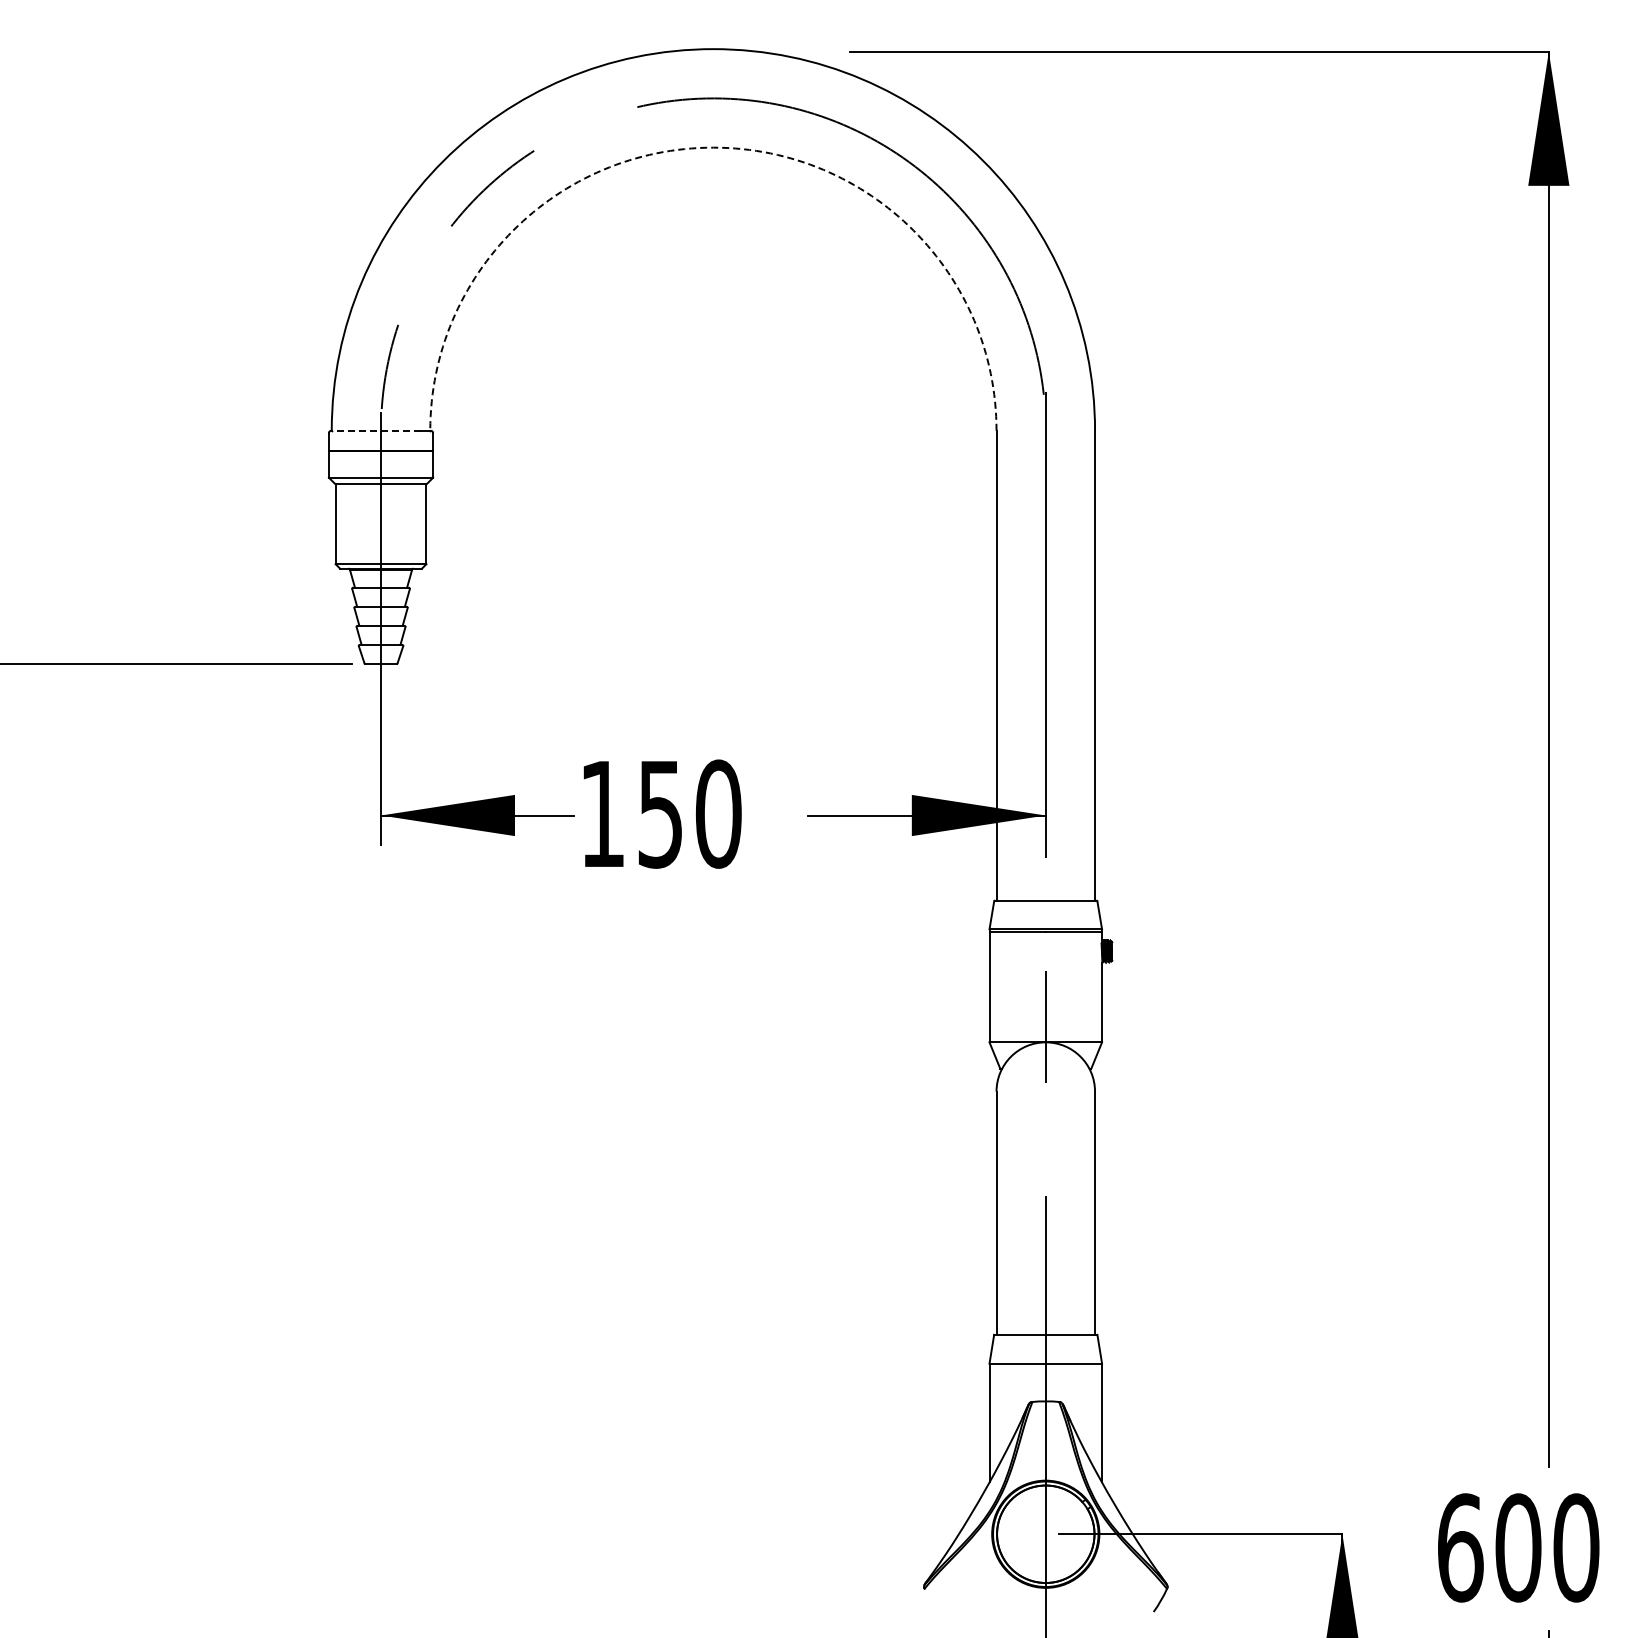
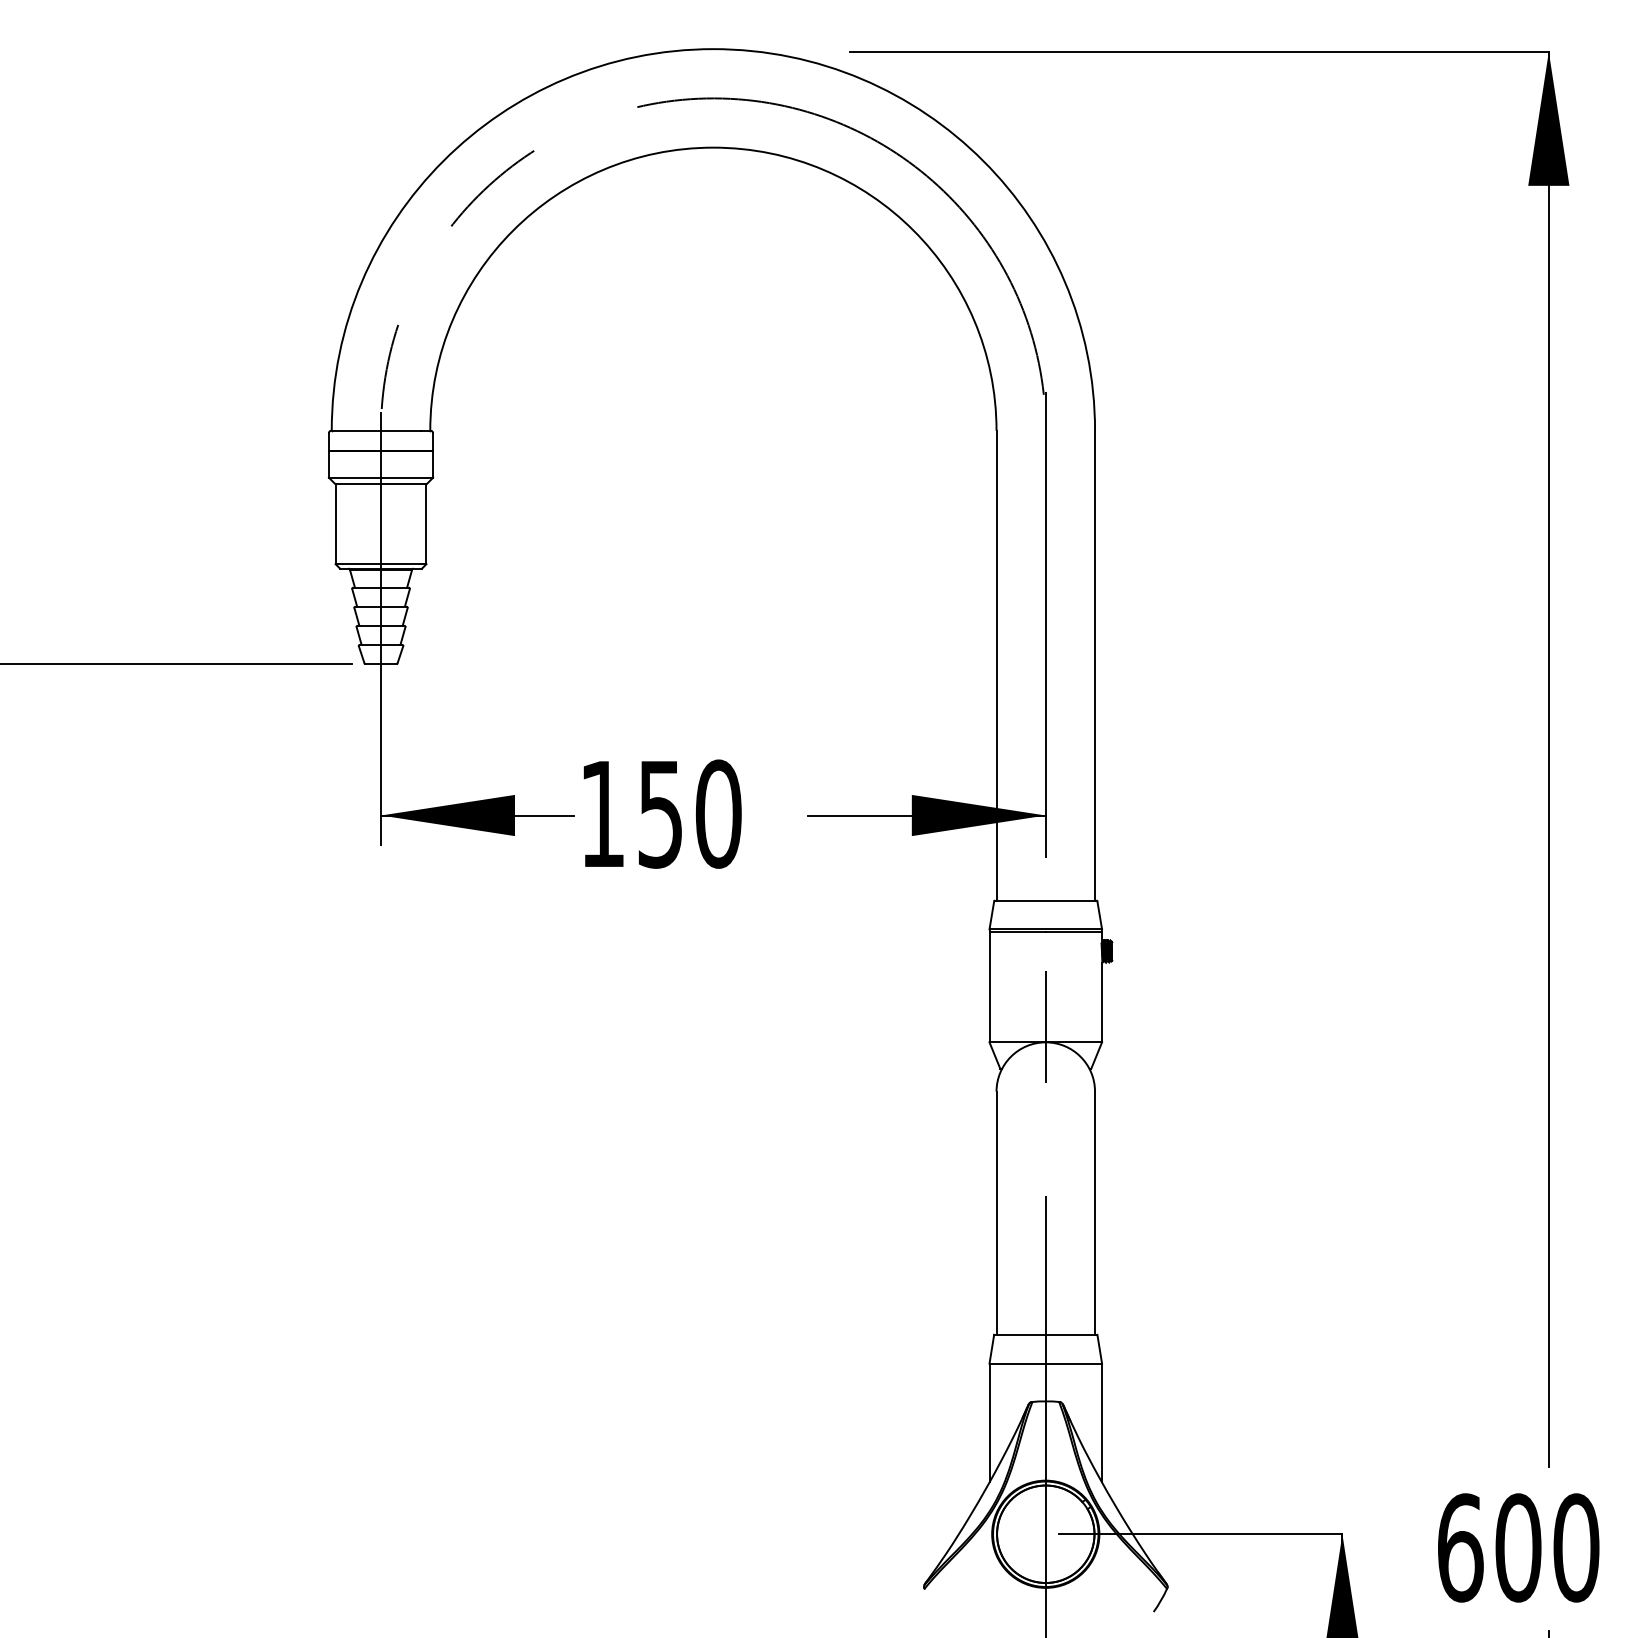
arc: dashed -> solid (713, 147)
line: dashed -> solid (375, 430)
